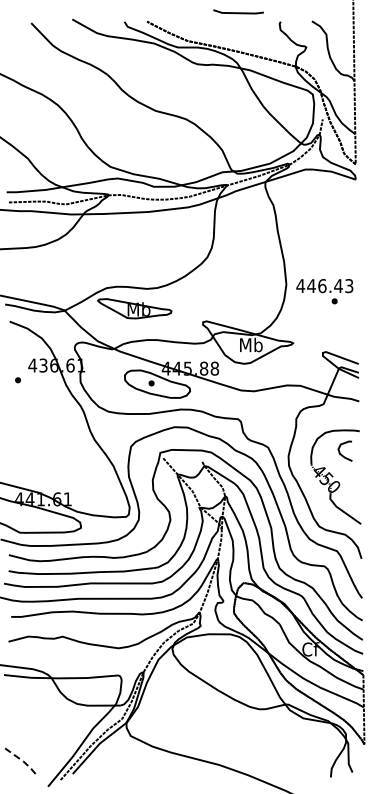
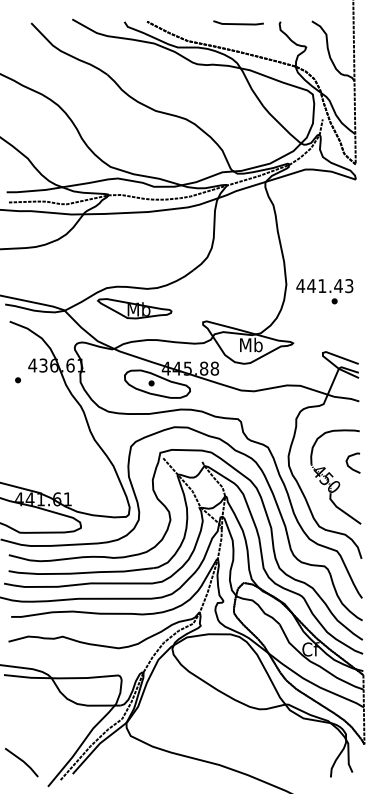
line position: (238, 12) -> (238, 23) (238, 23)
text: 446.43 -> 441.43 (322, 286)
curve position: (340, 451) -> (348, 463) (348, 463)
line: dashed -> solid (23, 761)
